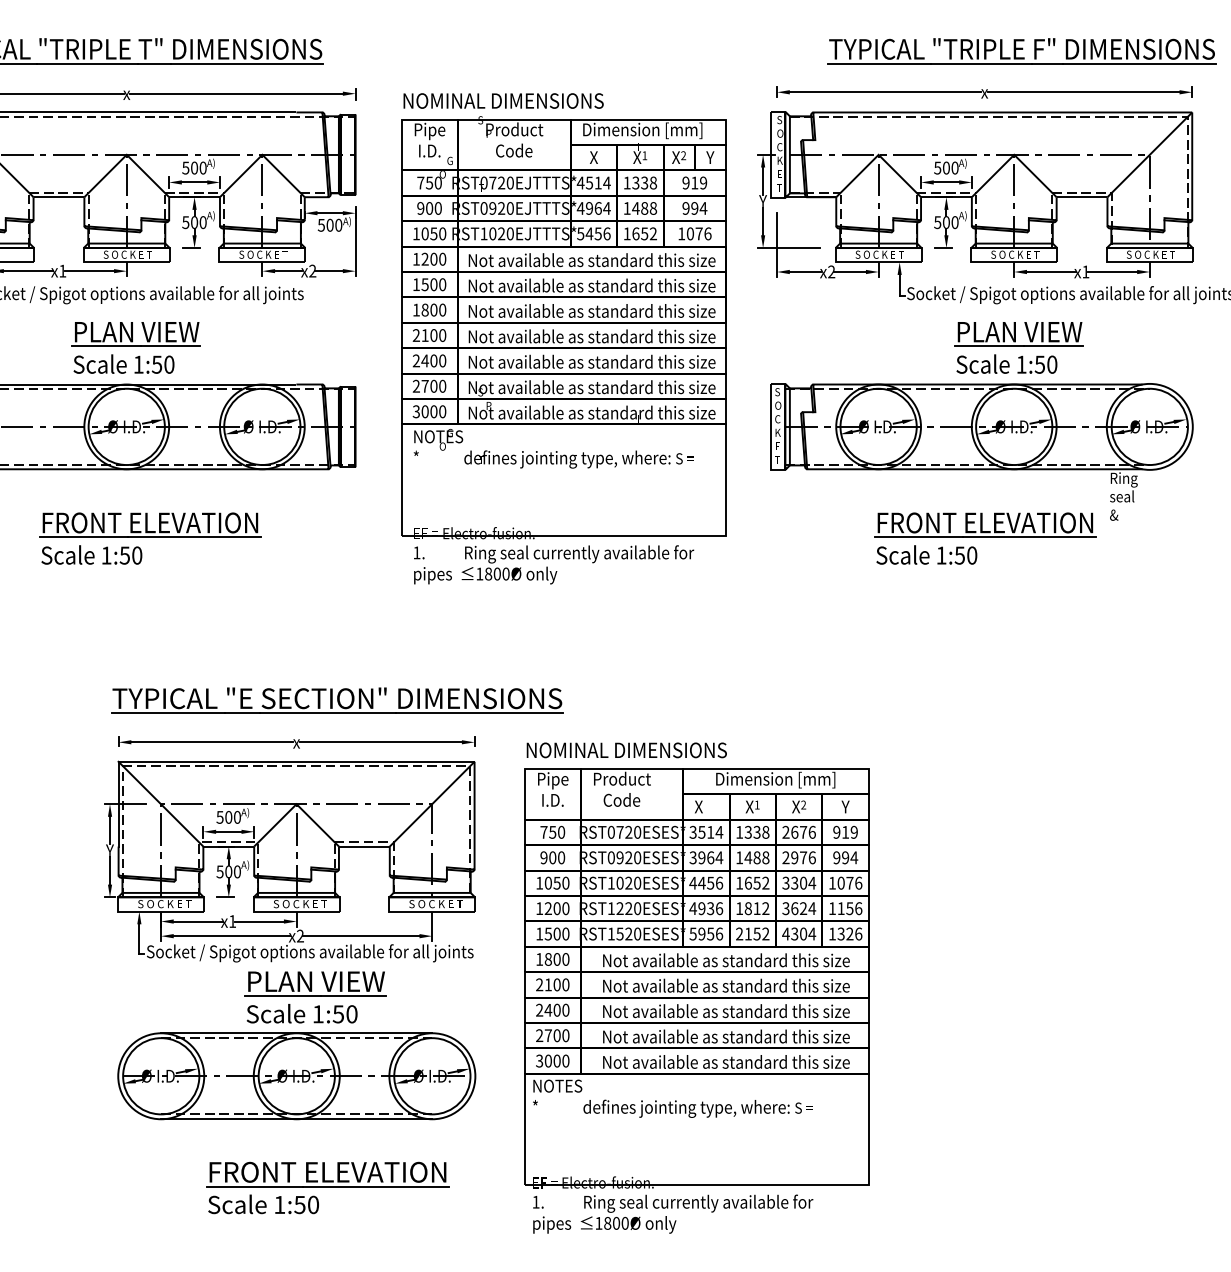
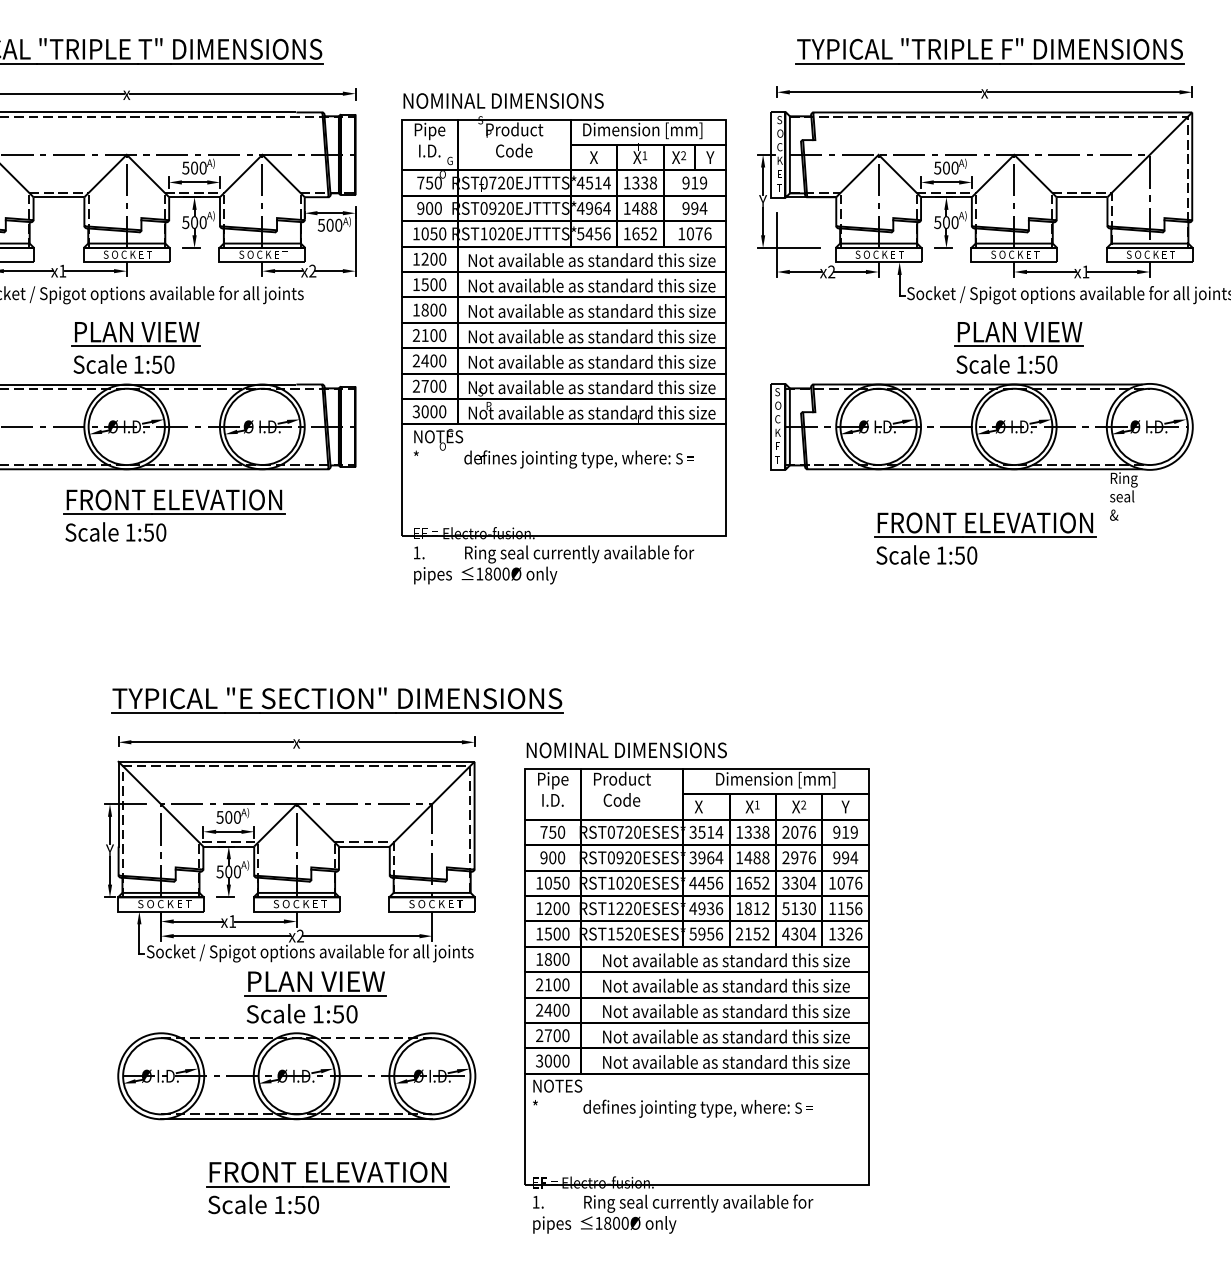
part position: (1021, 51) -> (989, 51) (989, 51)
part position: (150, 538) -> (174, 515) (174, 515)
text: 2676 -> 2076 (794, 832)
text: 3624 -> 5130 (799, 908)
line: present -> none (296, 1033)
